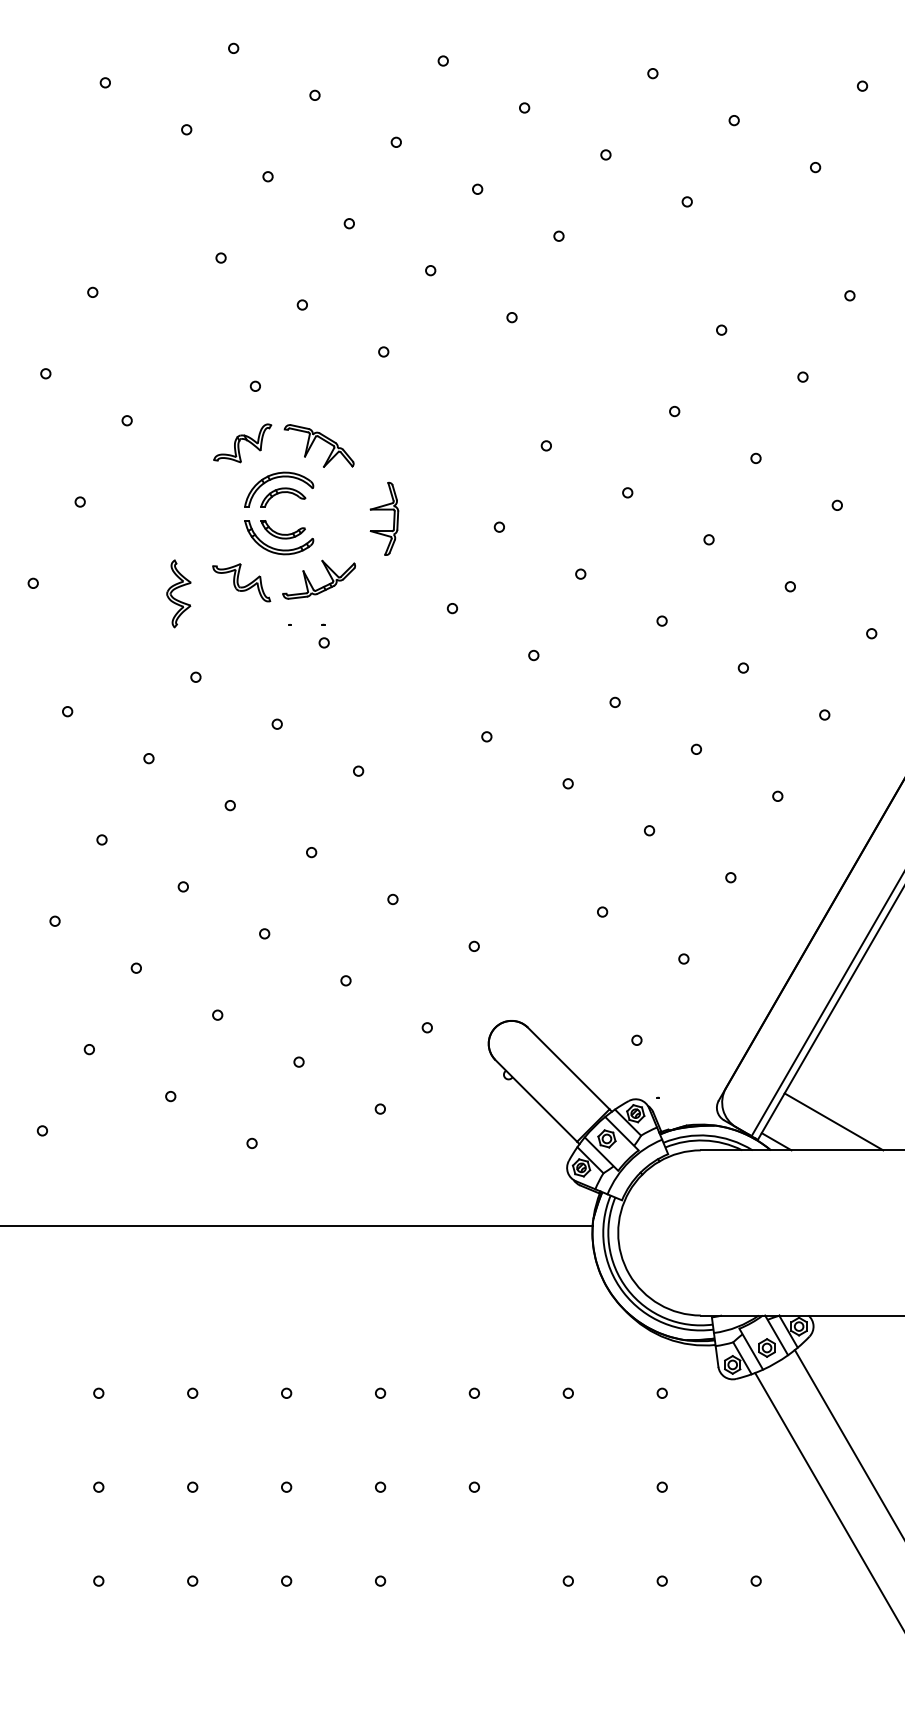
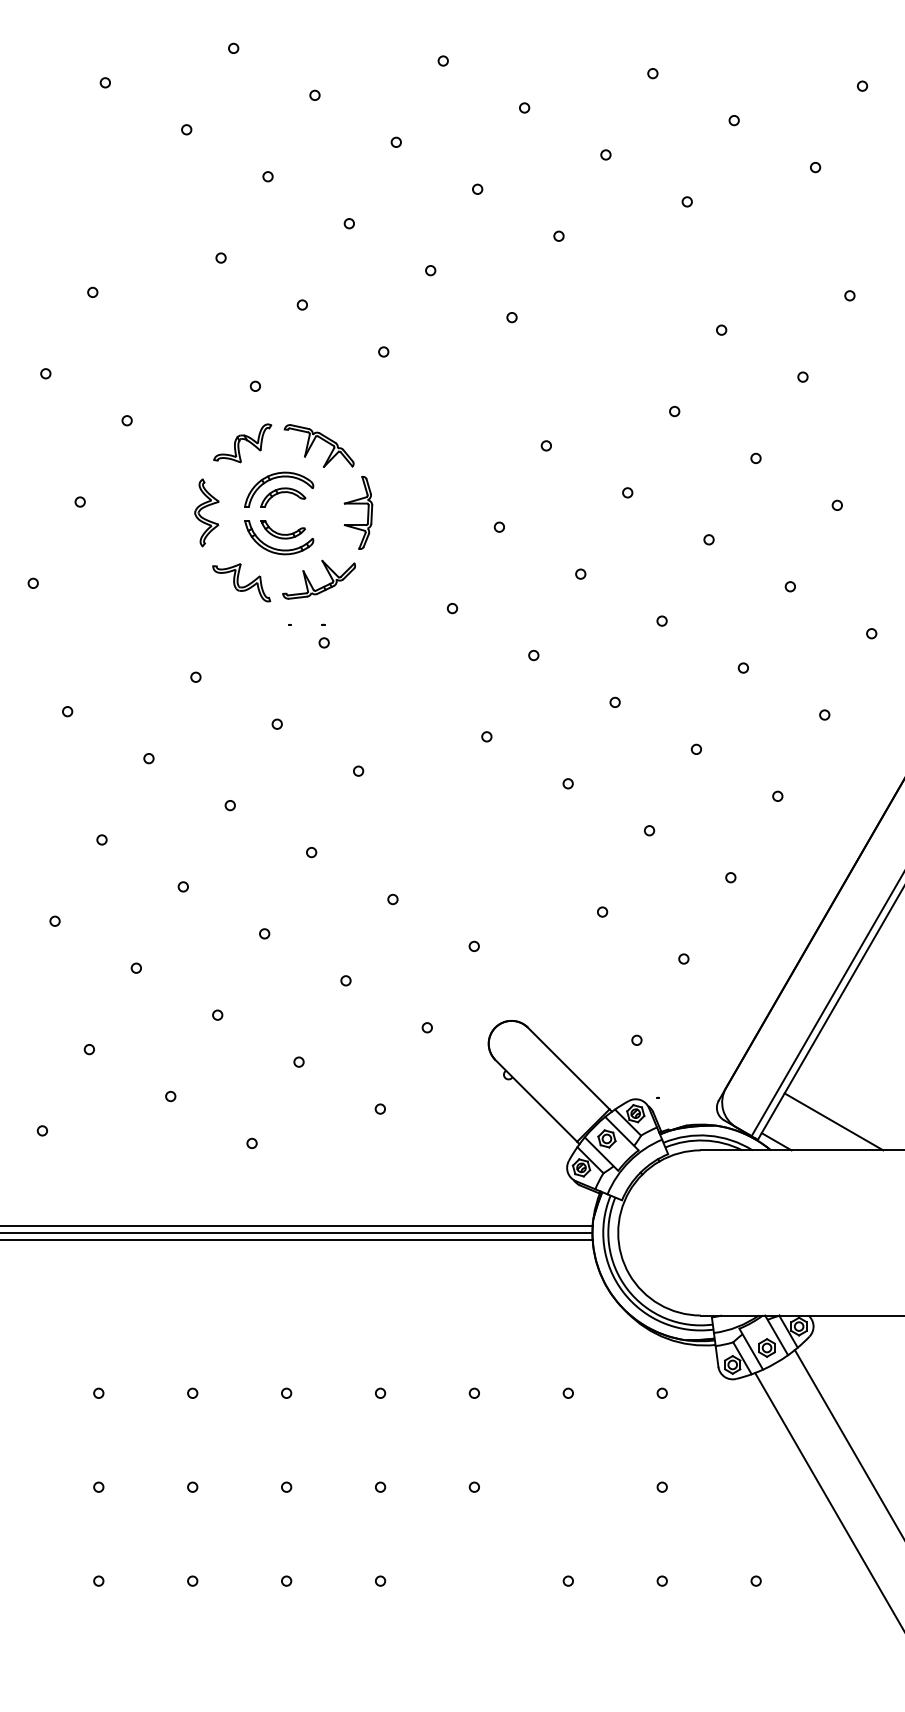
part position: (384, 510) -> (358, 504) (358, 504)
part position: (178, 593) -> (206, 512) (206, 512)
line: none -> present (297, 1232)
line: none -> present (297, 1240)
